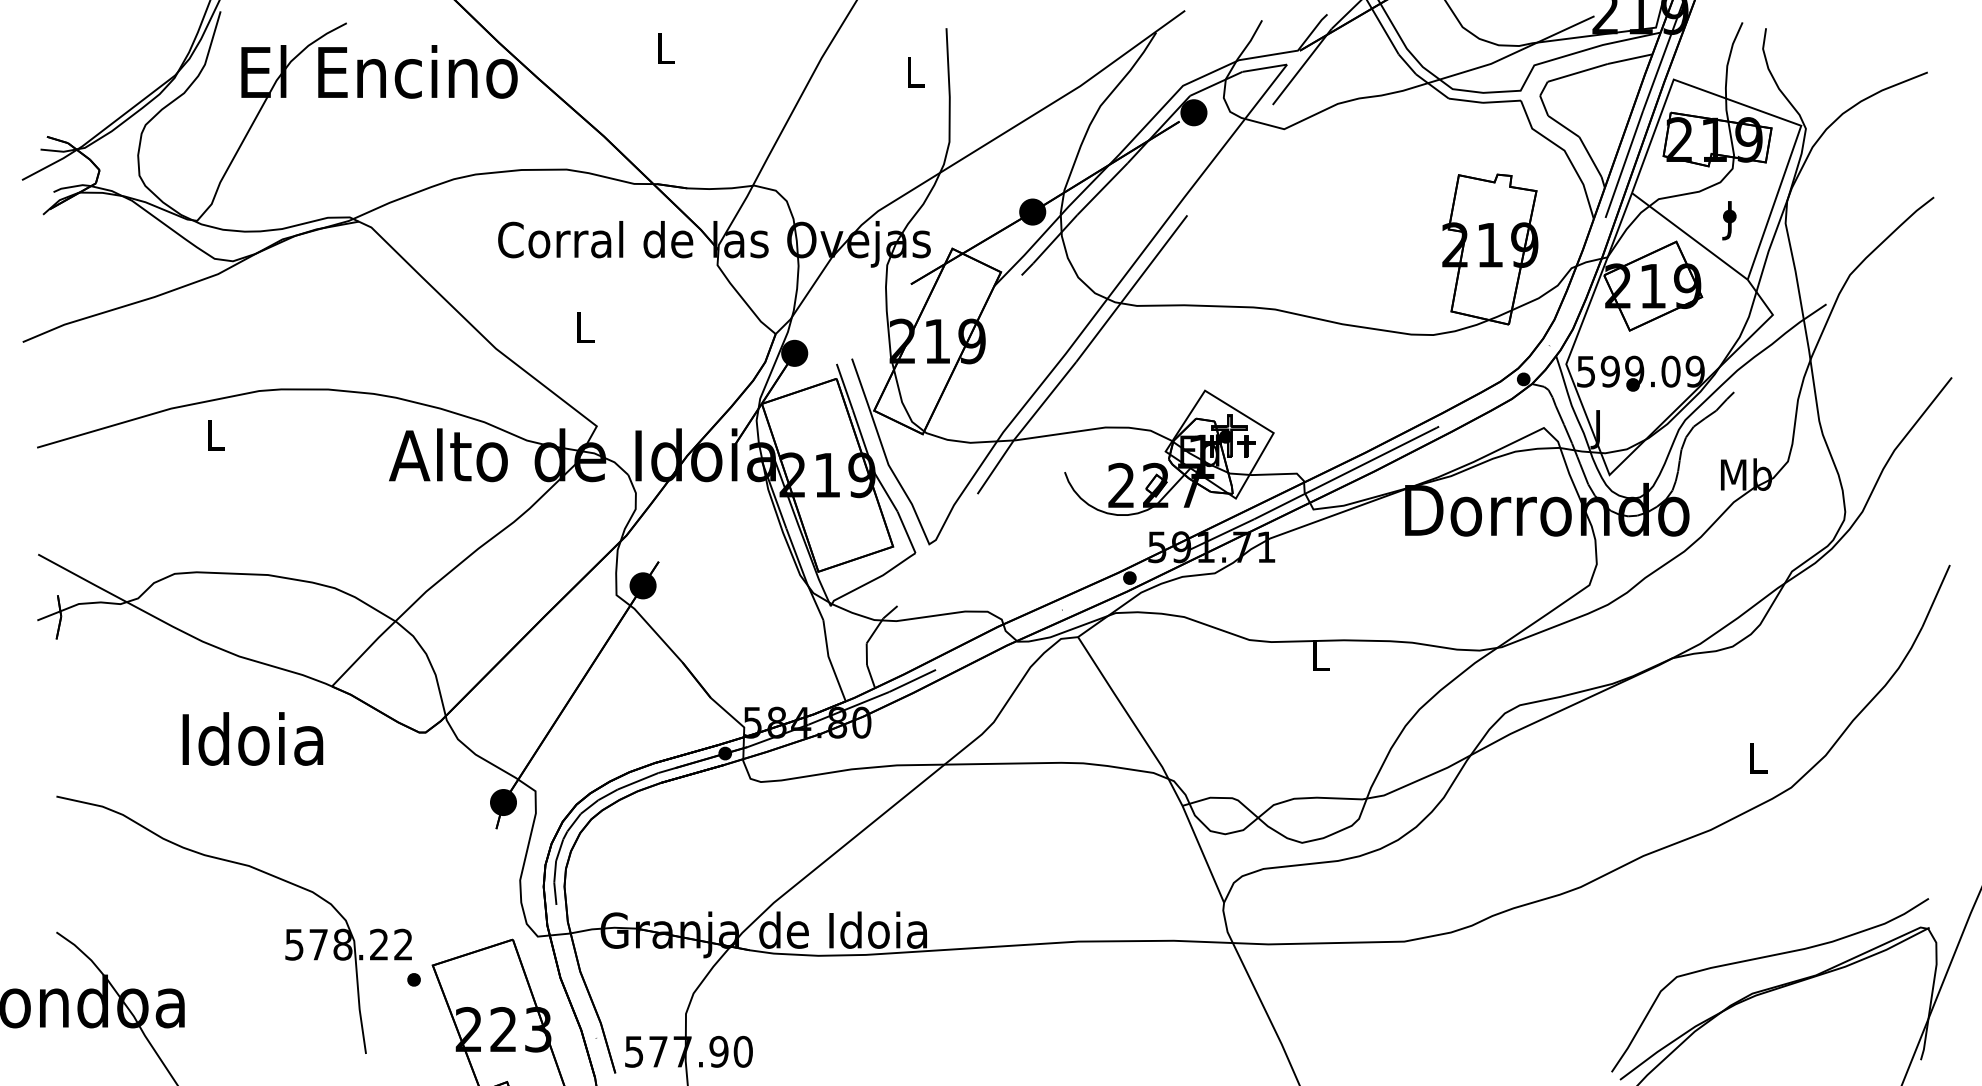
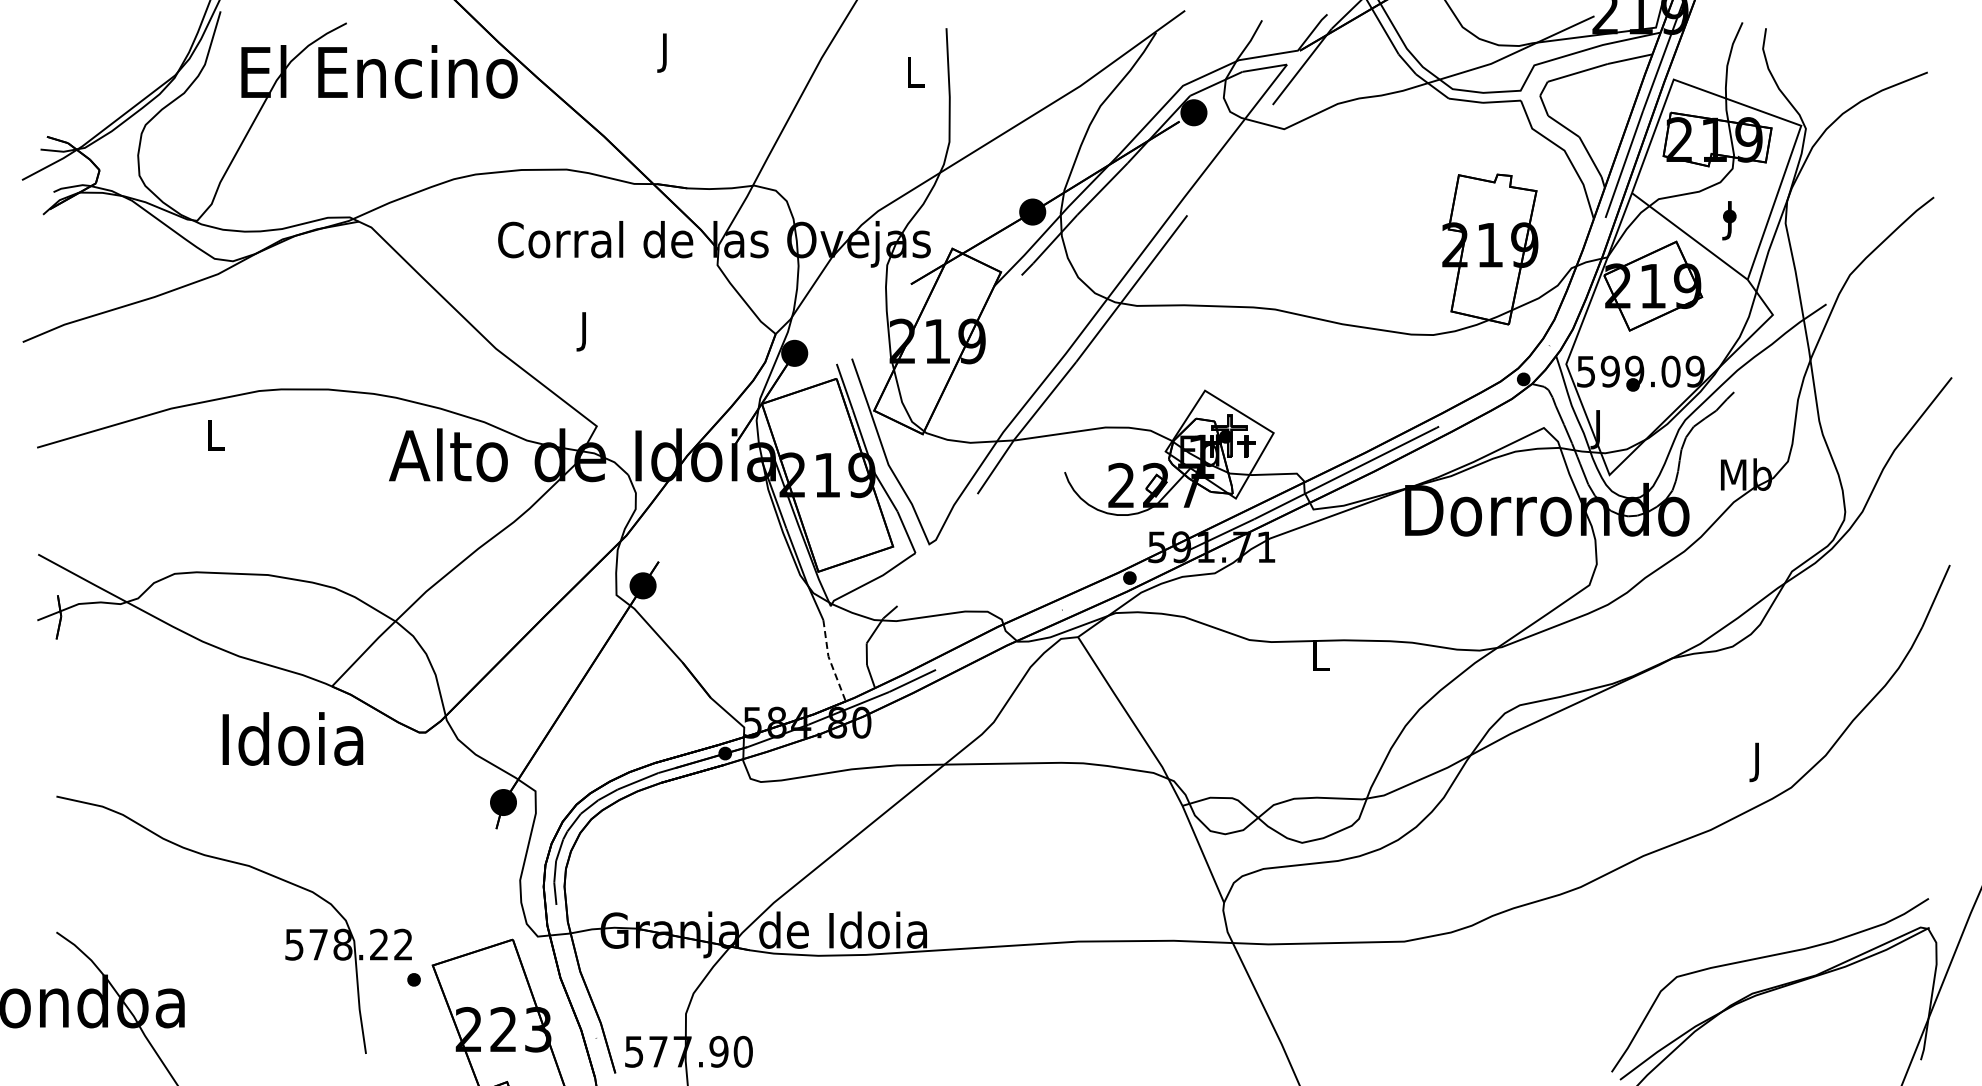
text: L -> J (665, 52)
text: L -> J (585, 331)
line: solid -> dashed (830, 662)
text position: (252, 738) -> (292, 738) (292, 738)
text: L -> J (1758, 762)
